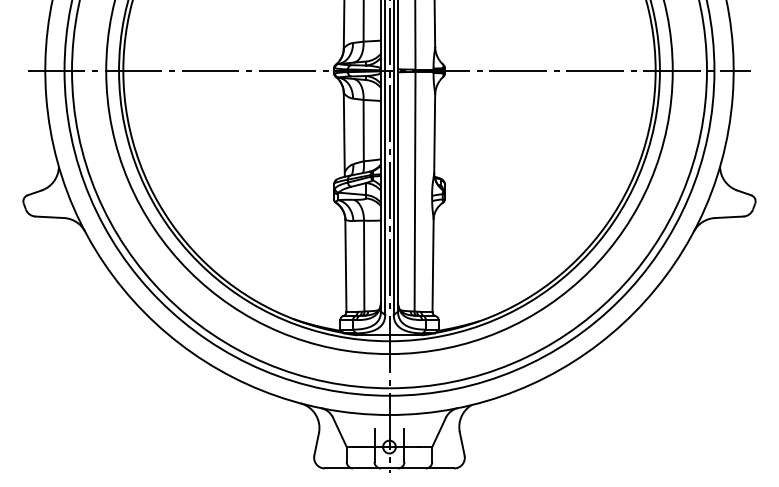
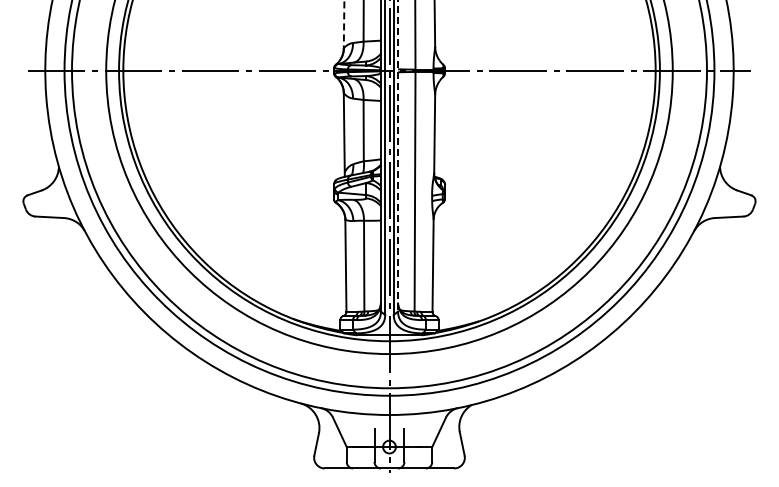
line: solid -> dashed (344, 25)
line: solid -> dashed (398, 156)
